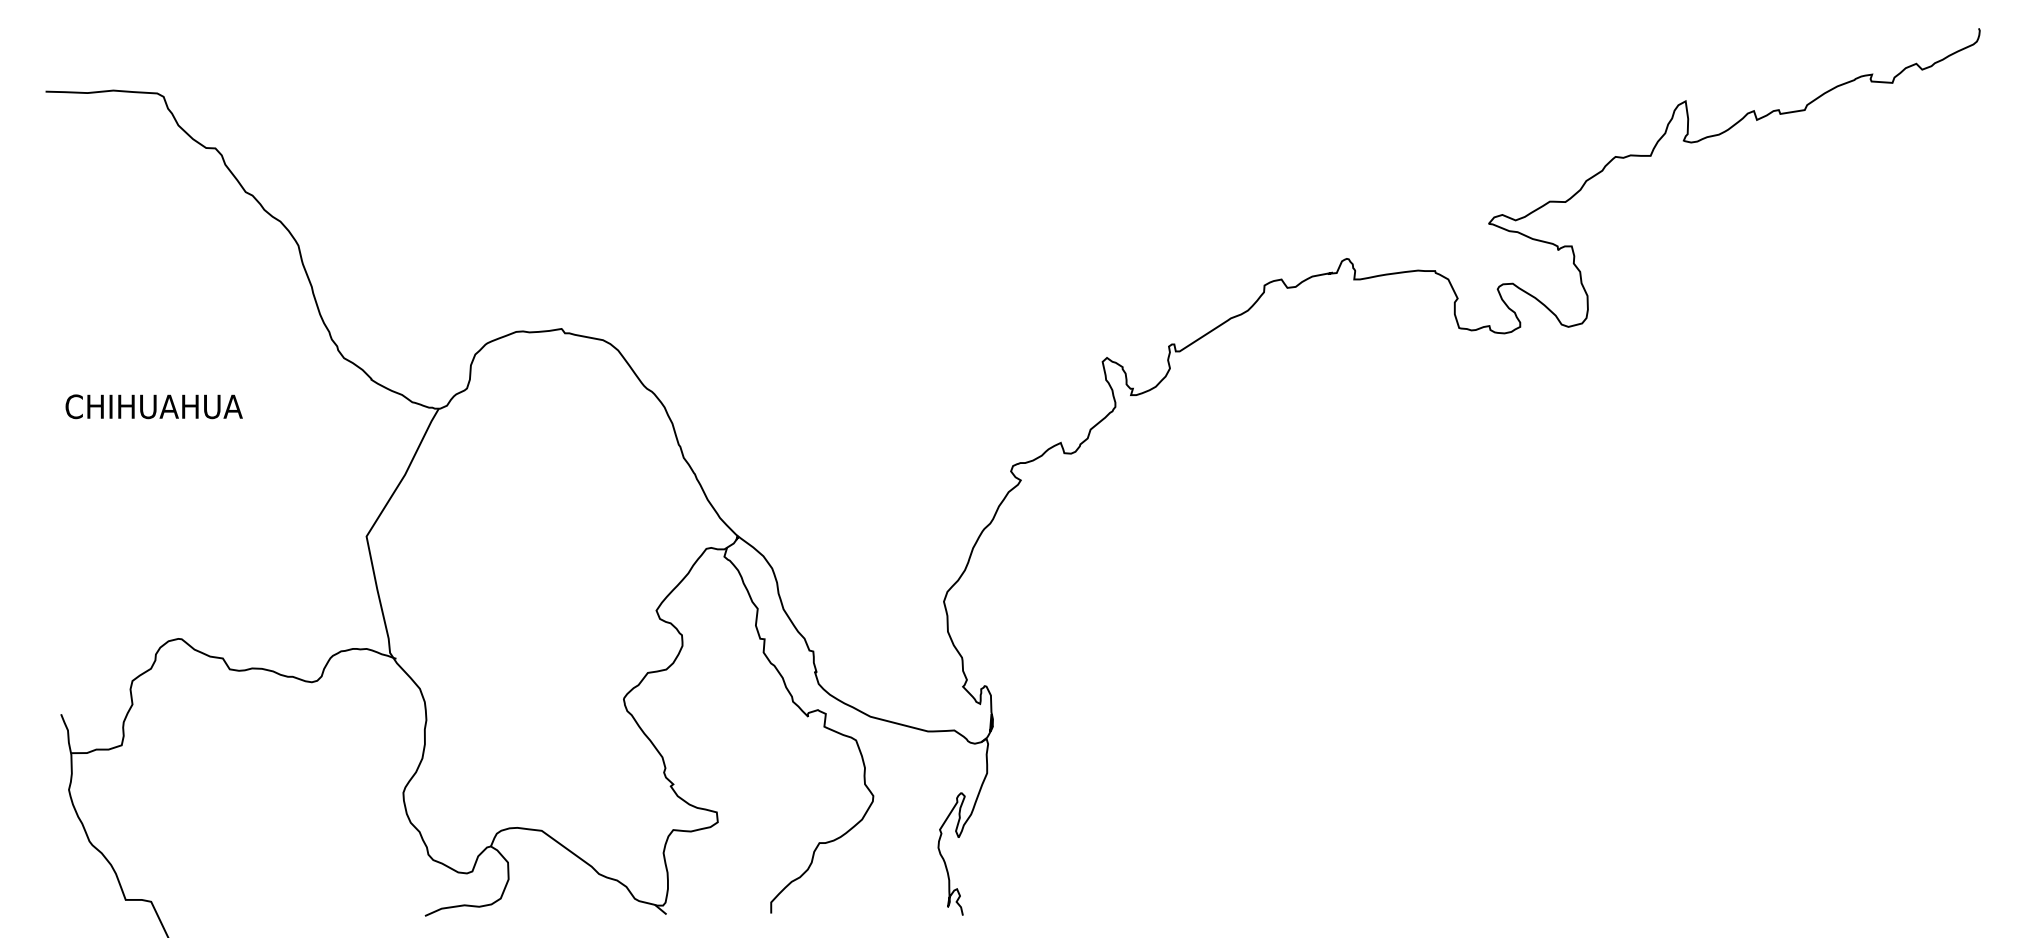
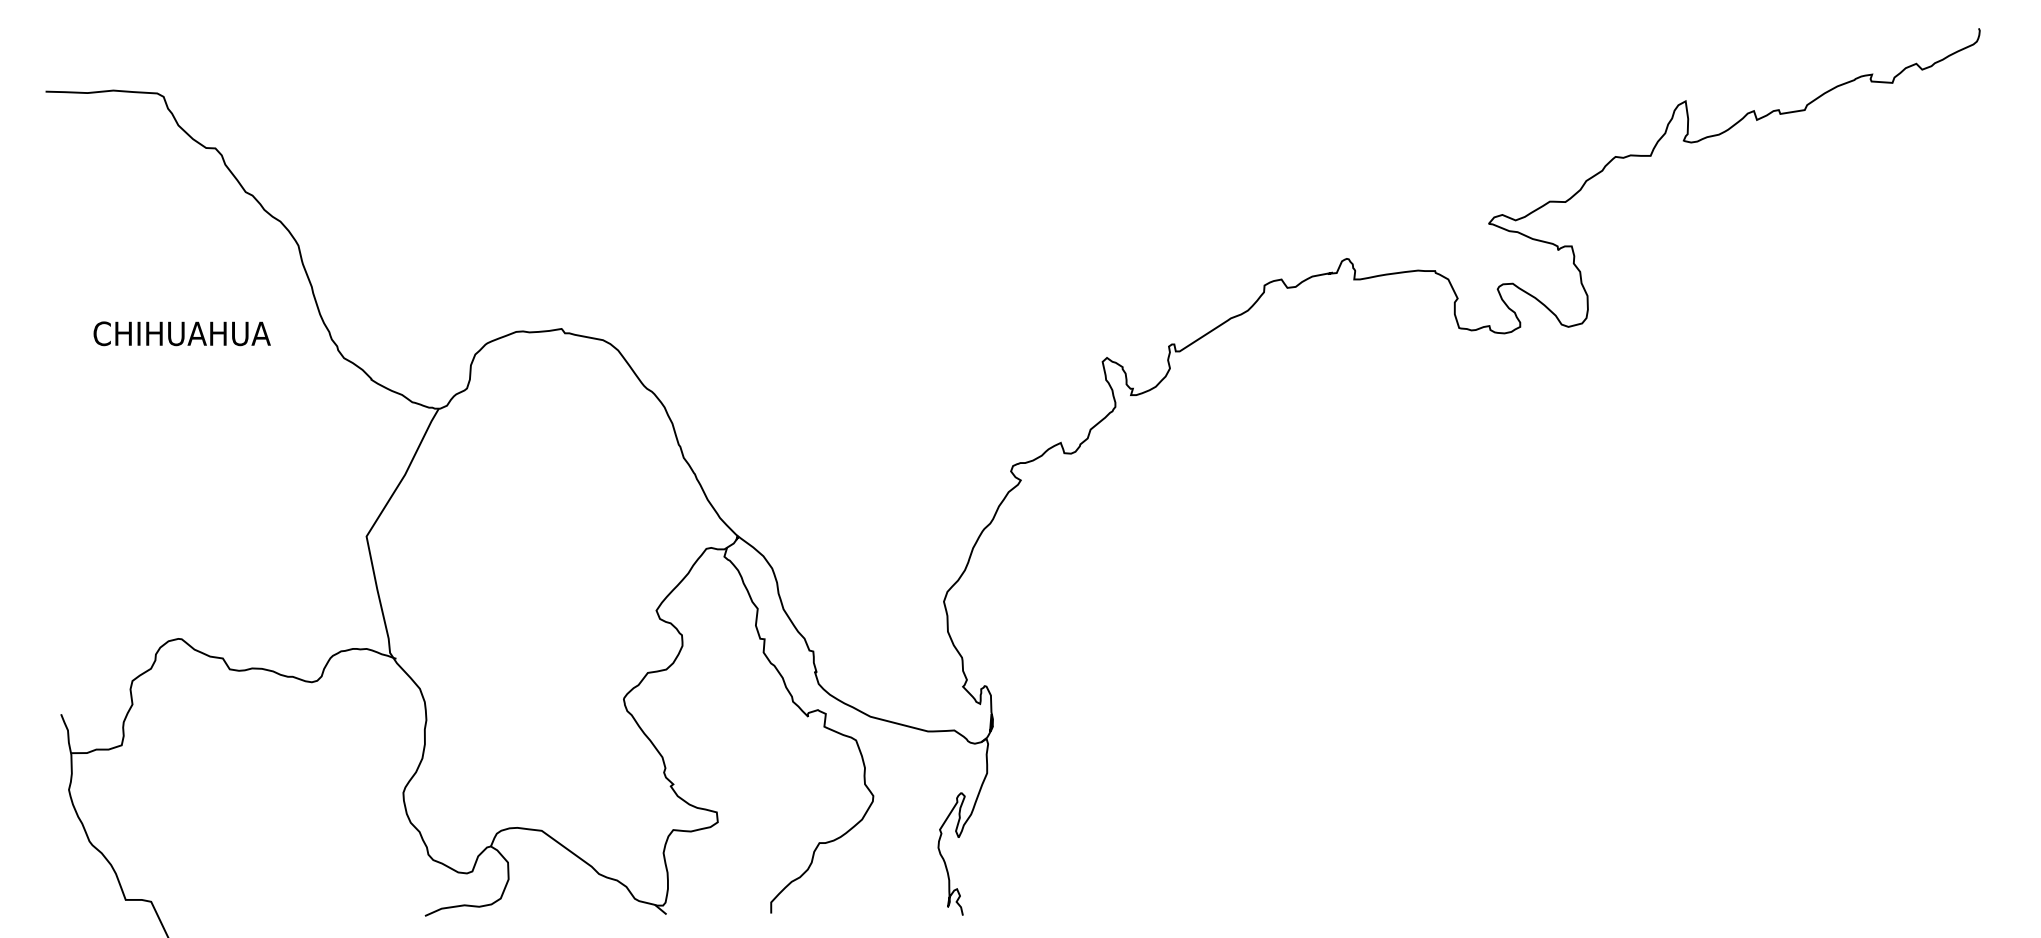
text position: (153, 406) -> (181, 333) (181, 333)
